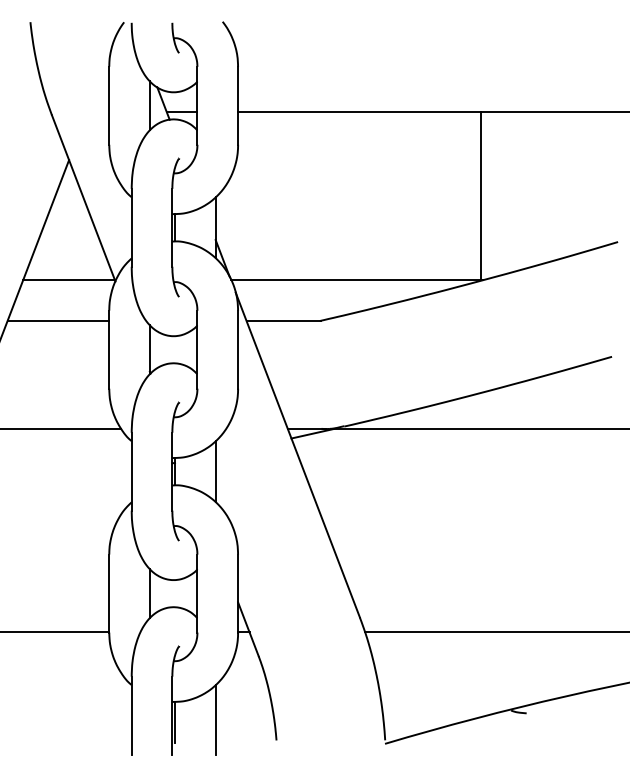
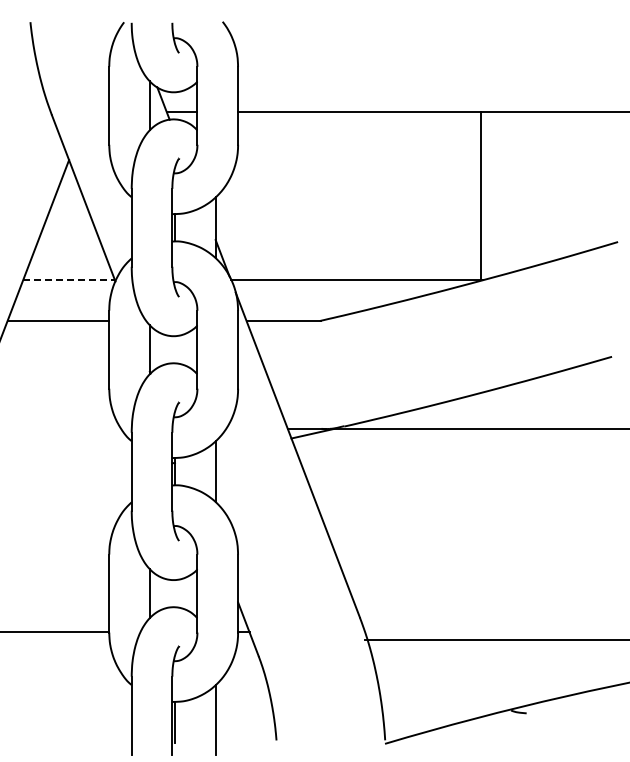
line: solid -> dashed (69, 279)
line: present -> none (61, 429)
line position: (495, 632) -> (495, 640) (495, 640)
